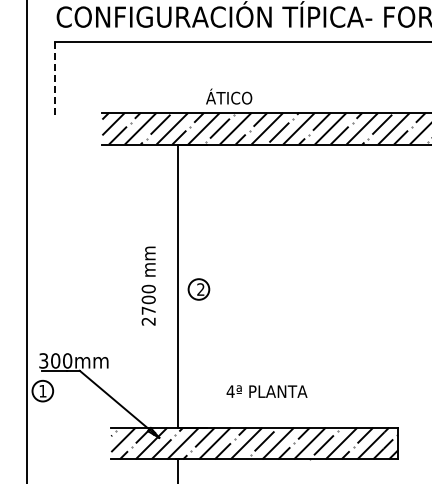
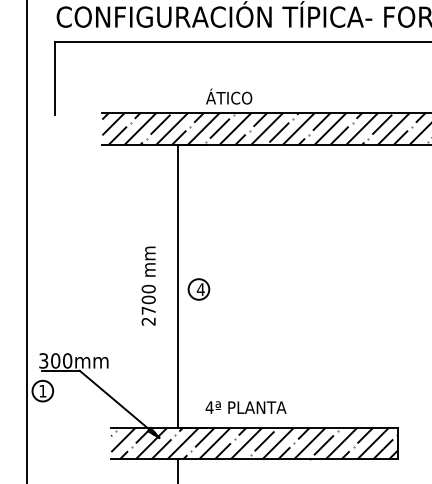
line: dashed -> solid (55, 78)
text: 2 -> 4 (200, 289)
text position: (266, 391) -> (245, 407) (245, 407)
